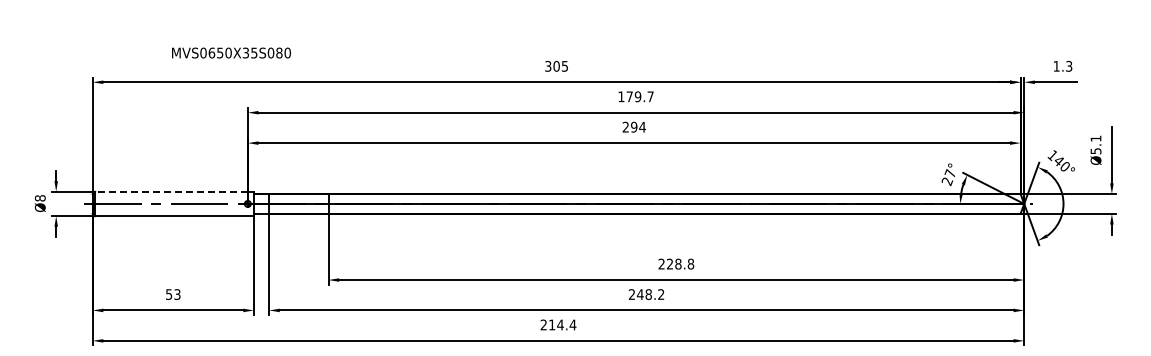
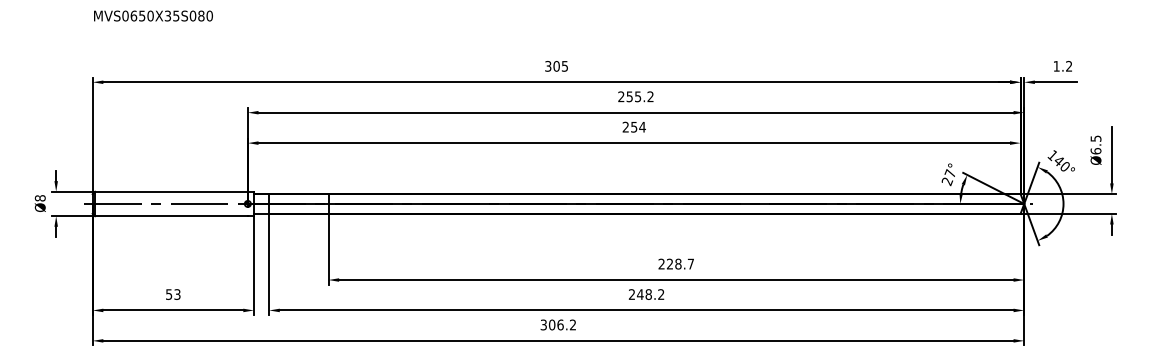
text position: (231, 52) -> (153, 15) (153, 15)
text: 1.3 -> 1.2 (1069, 66)
text: 179.7 -> 255.2 (635, 96)
text: 294 -> 254 (634, 126)
text: Ø5.1 -> Ø6.5 (1095, 144)
line: dashed -> solid (171, 191)
text: 228.8 -> 228.7 (690, 263)
text: 214.4 -> 306.2 (558, 324)
